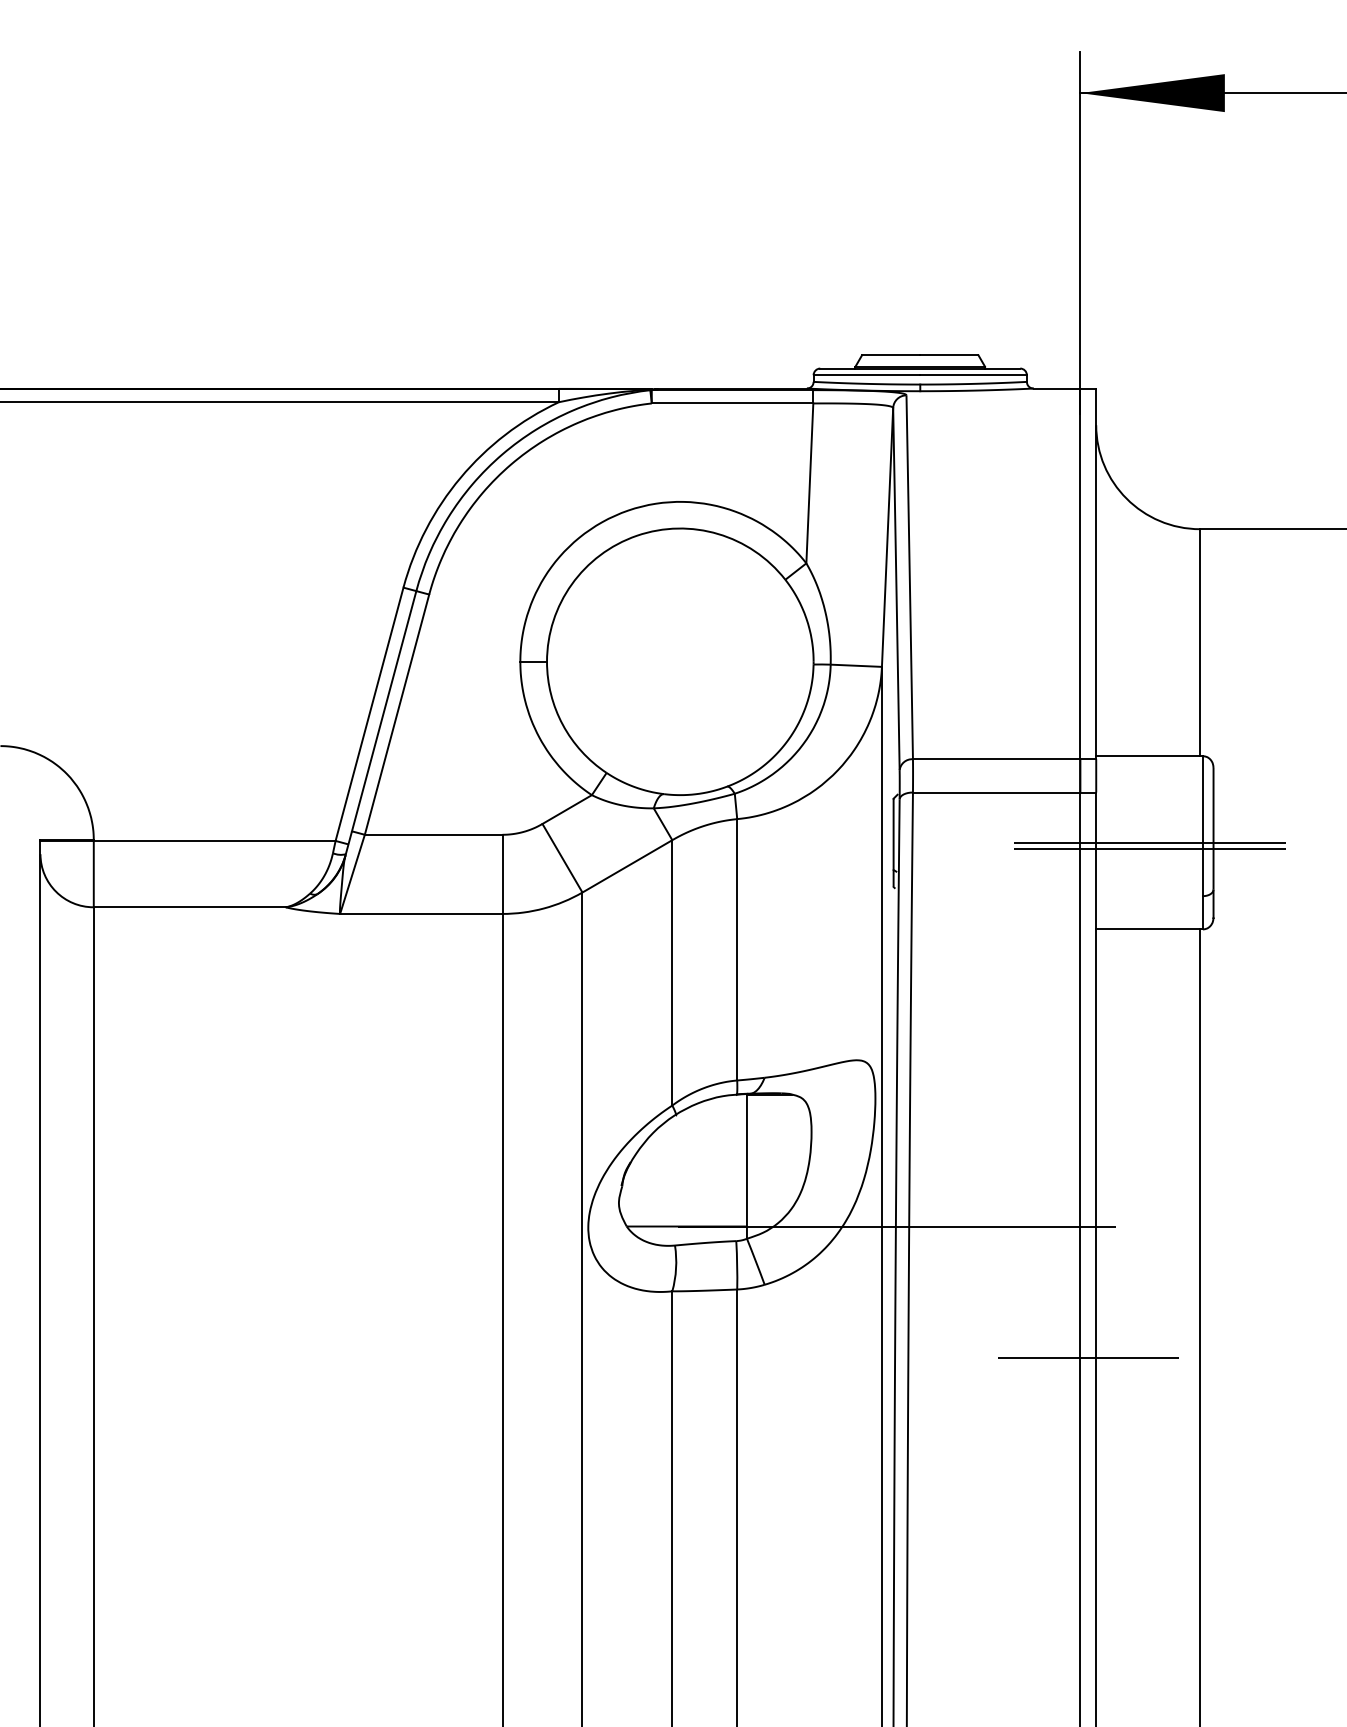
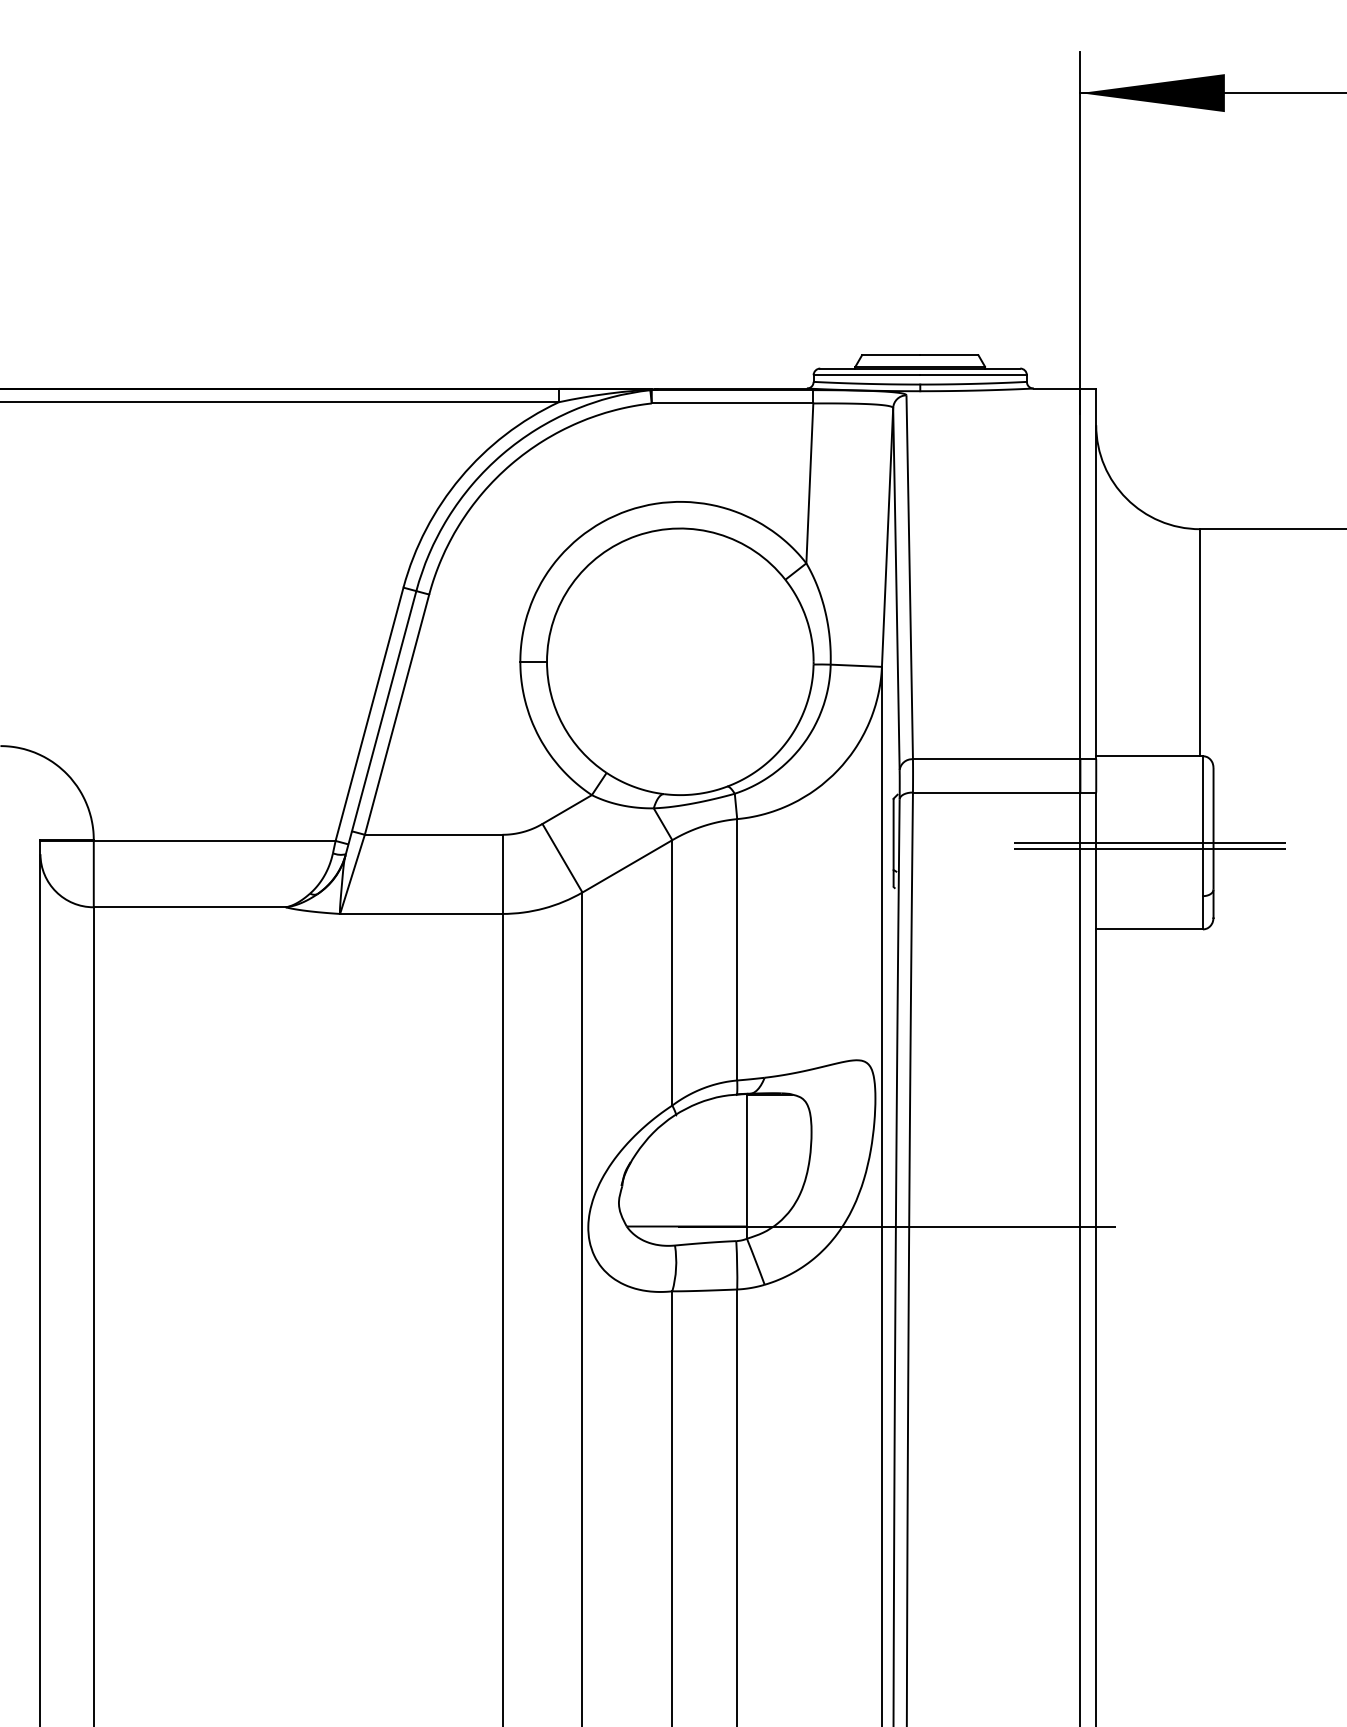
line: present -> none (1200, 1326)
line: present -> none (1087, 1357)
